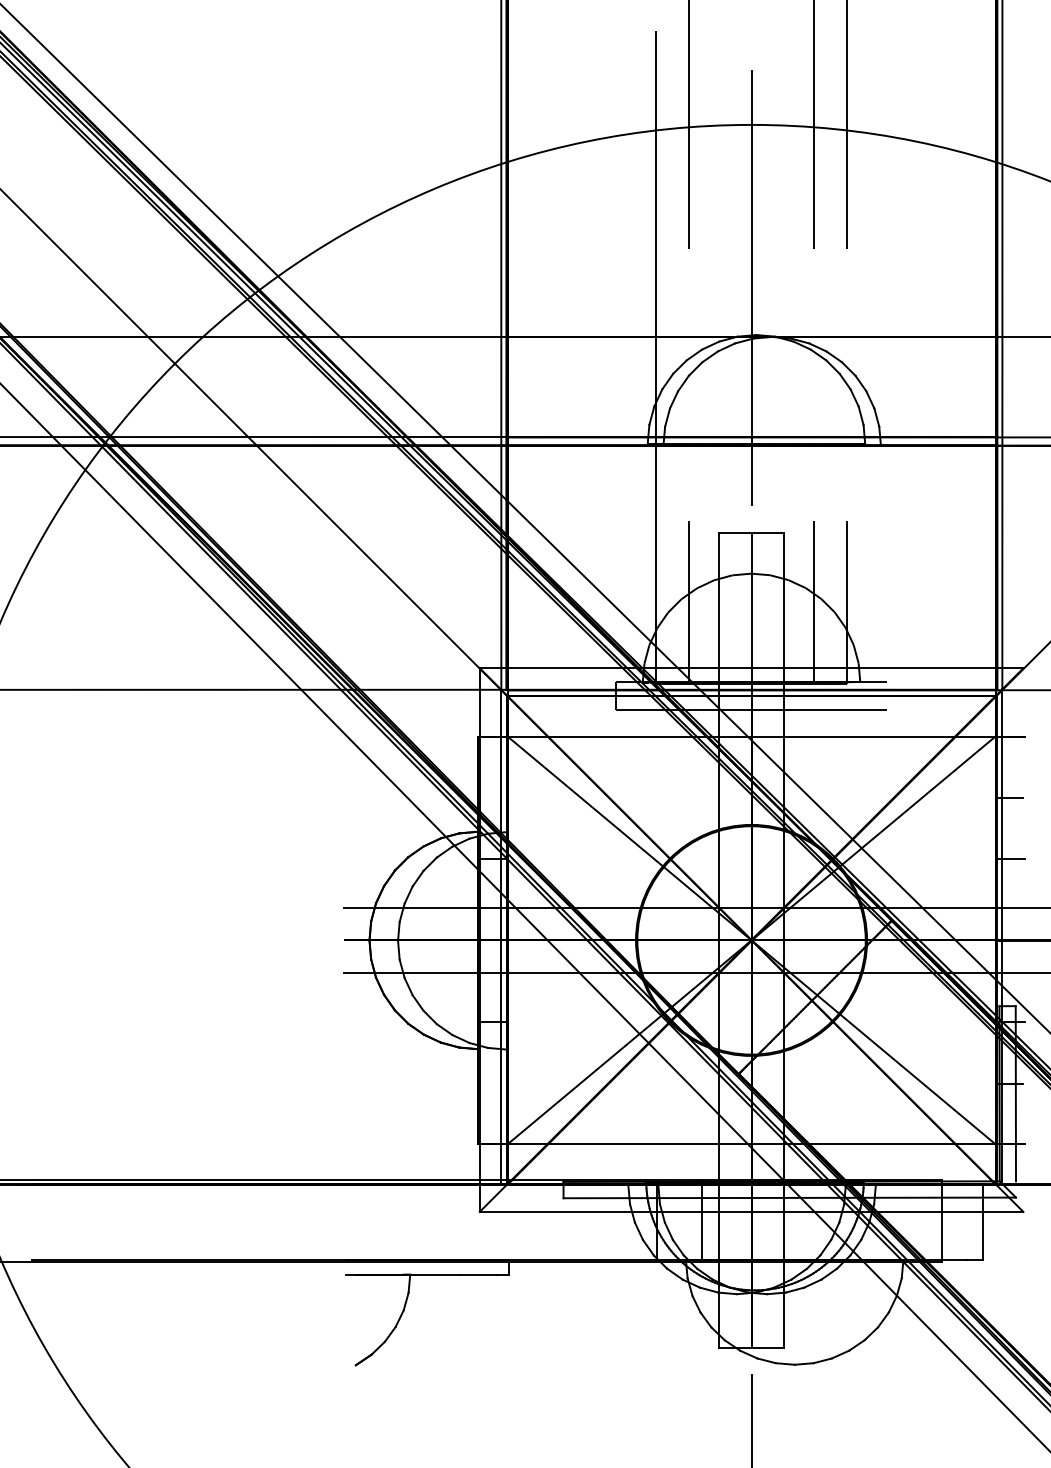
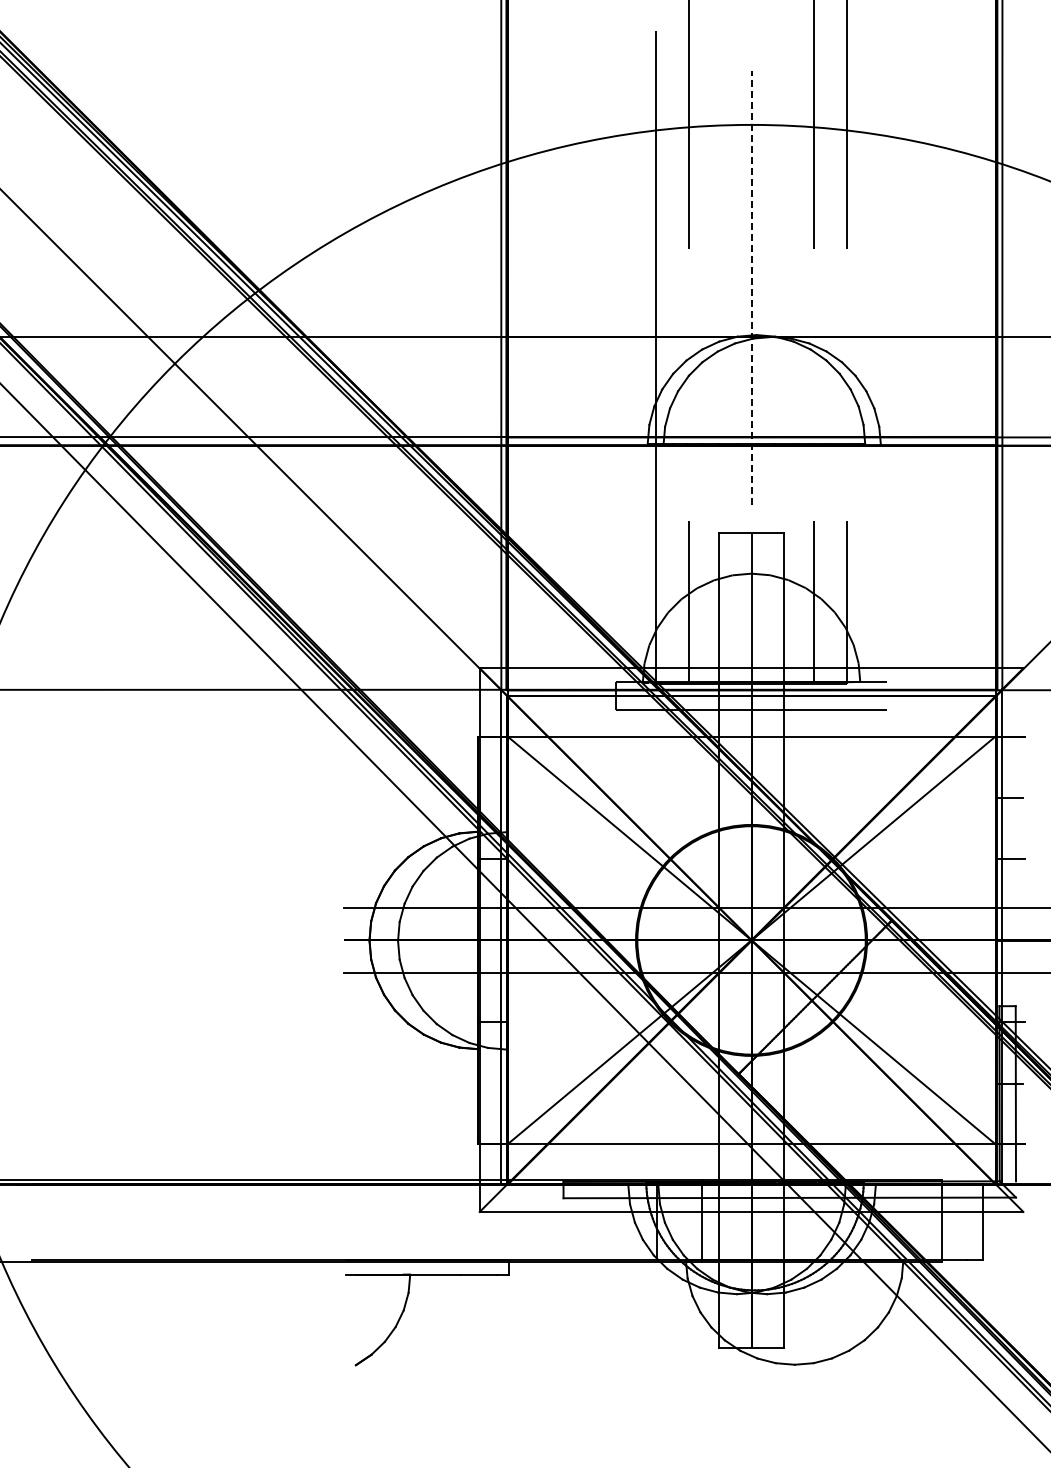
line: solid -> dashed (751, 287)
line: present -> none (524, 518)
line: present -> none (751, 1419)
